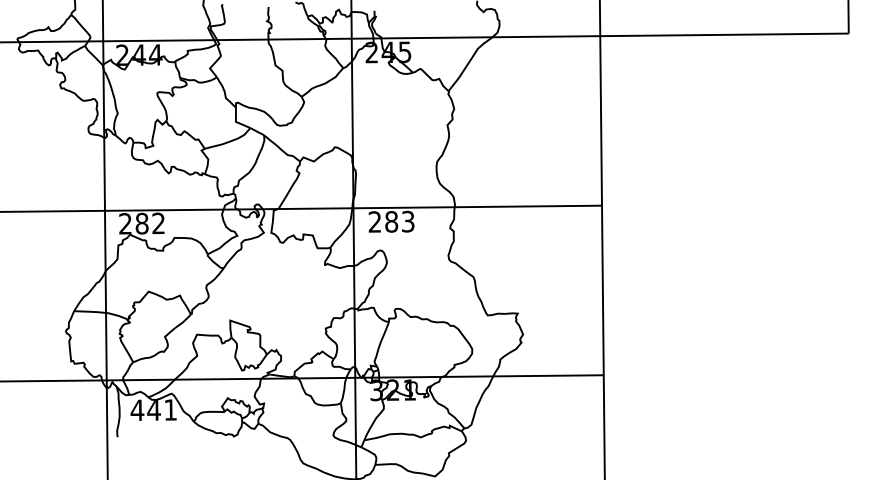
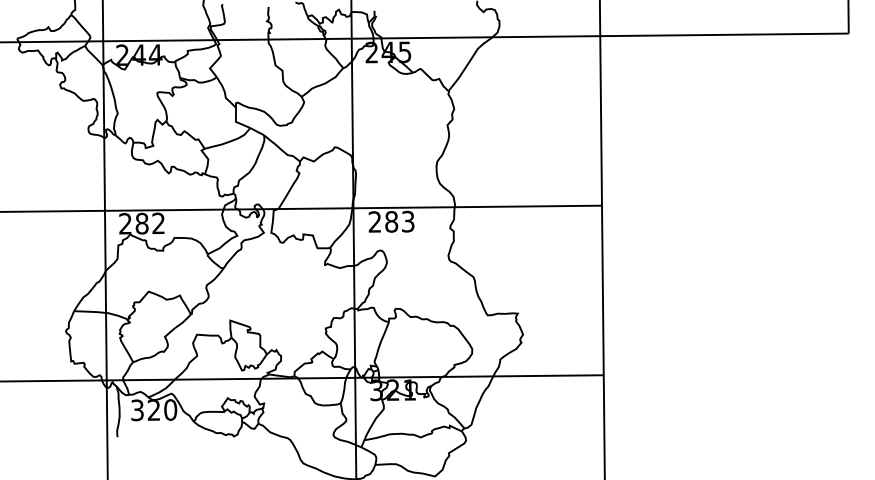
text: 441 -> 320 (153, 410)
